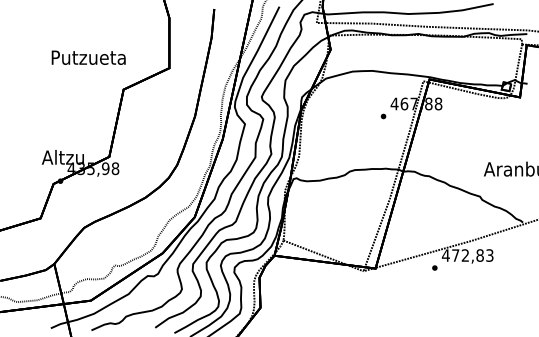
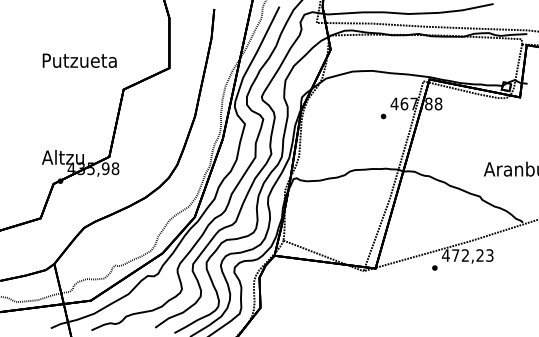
text position: (88, 57) -> (79, 60) (79, 60)
text: 472,83 -> 472,23 (479, 255)
